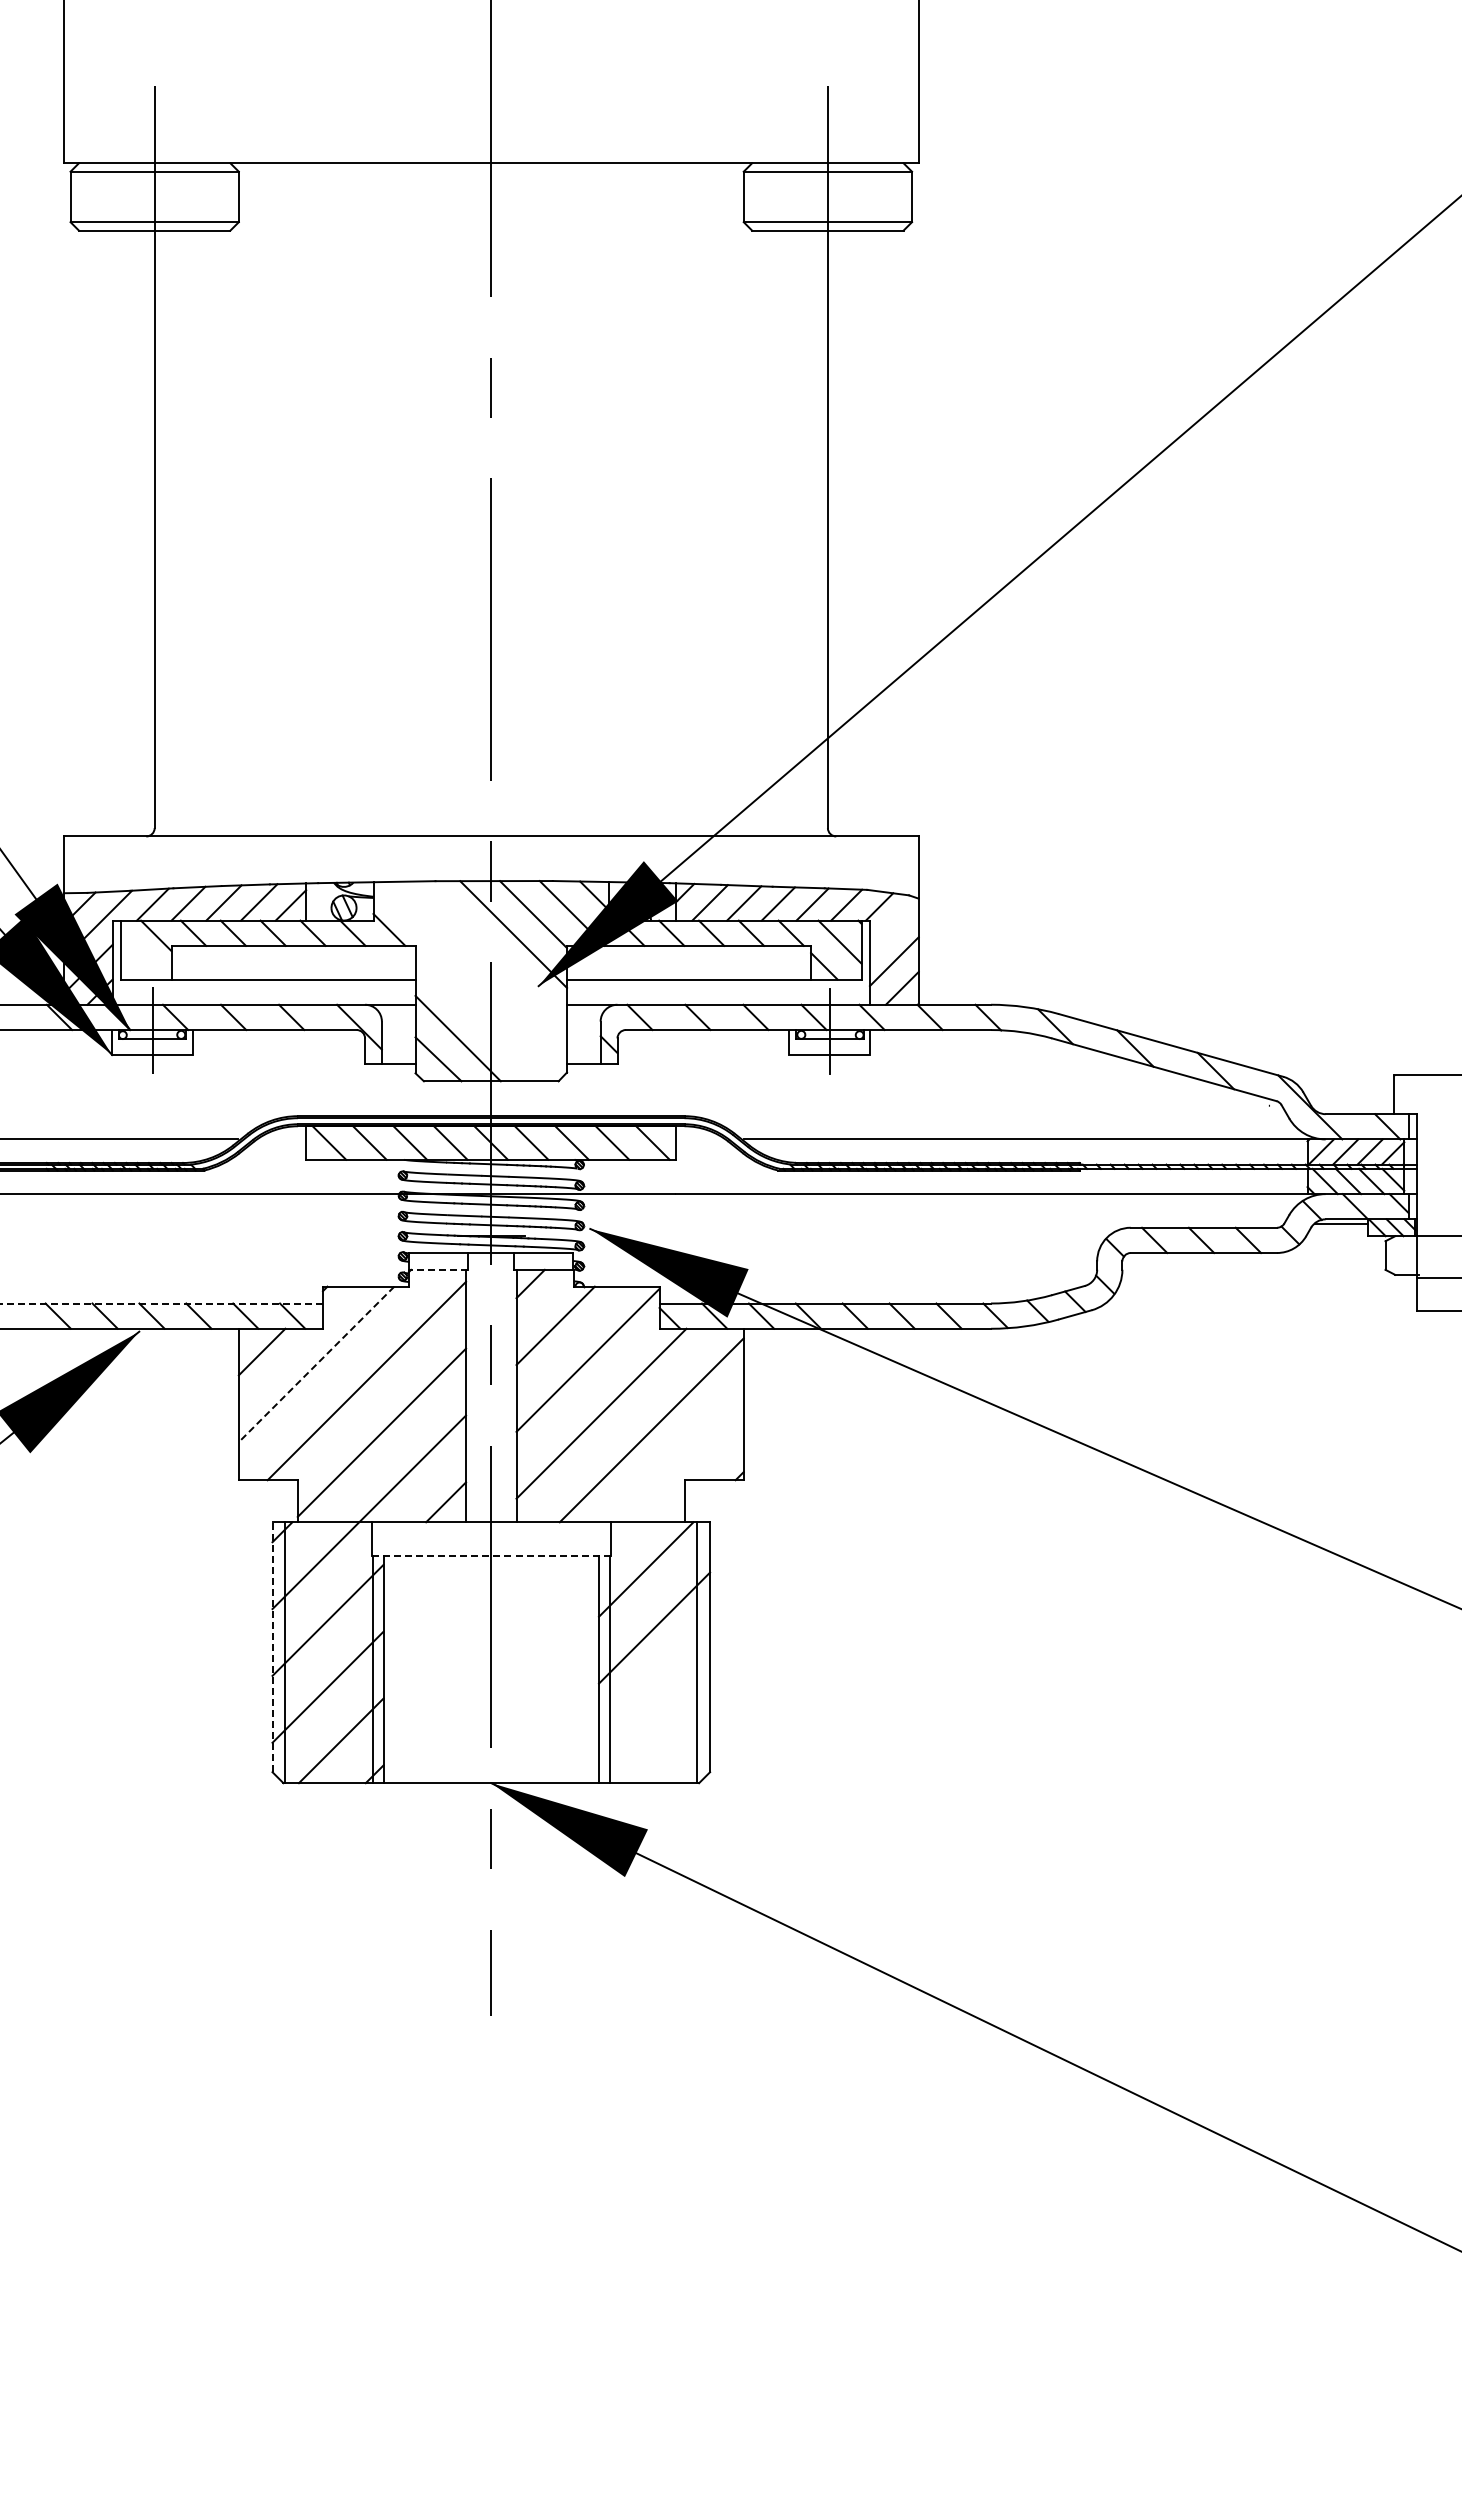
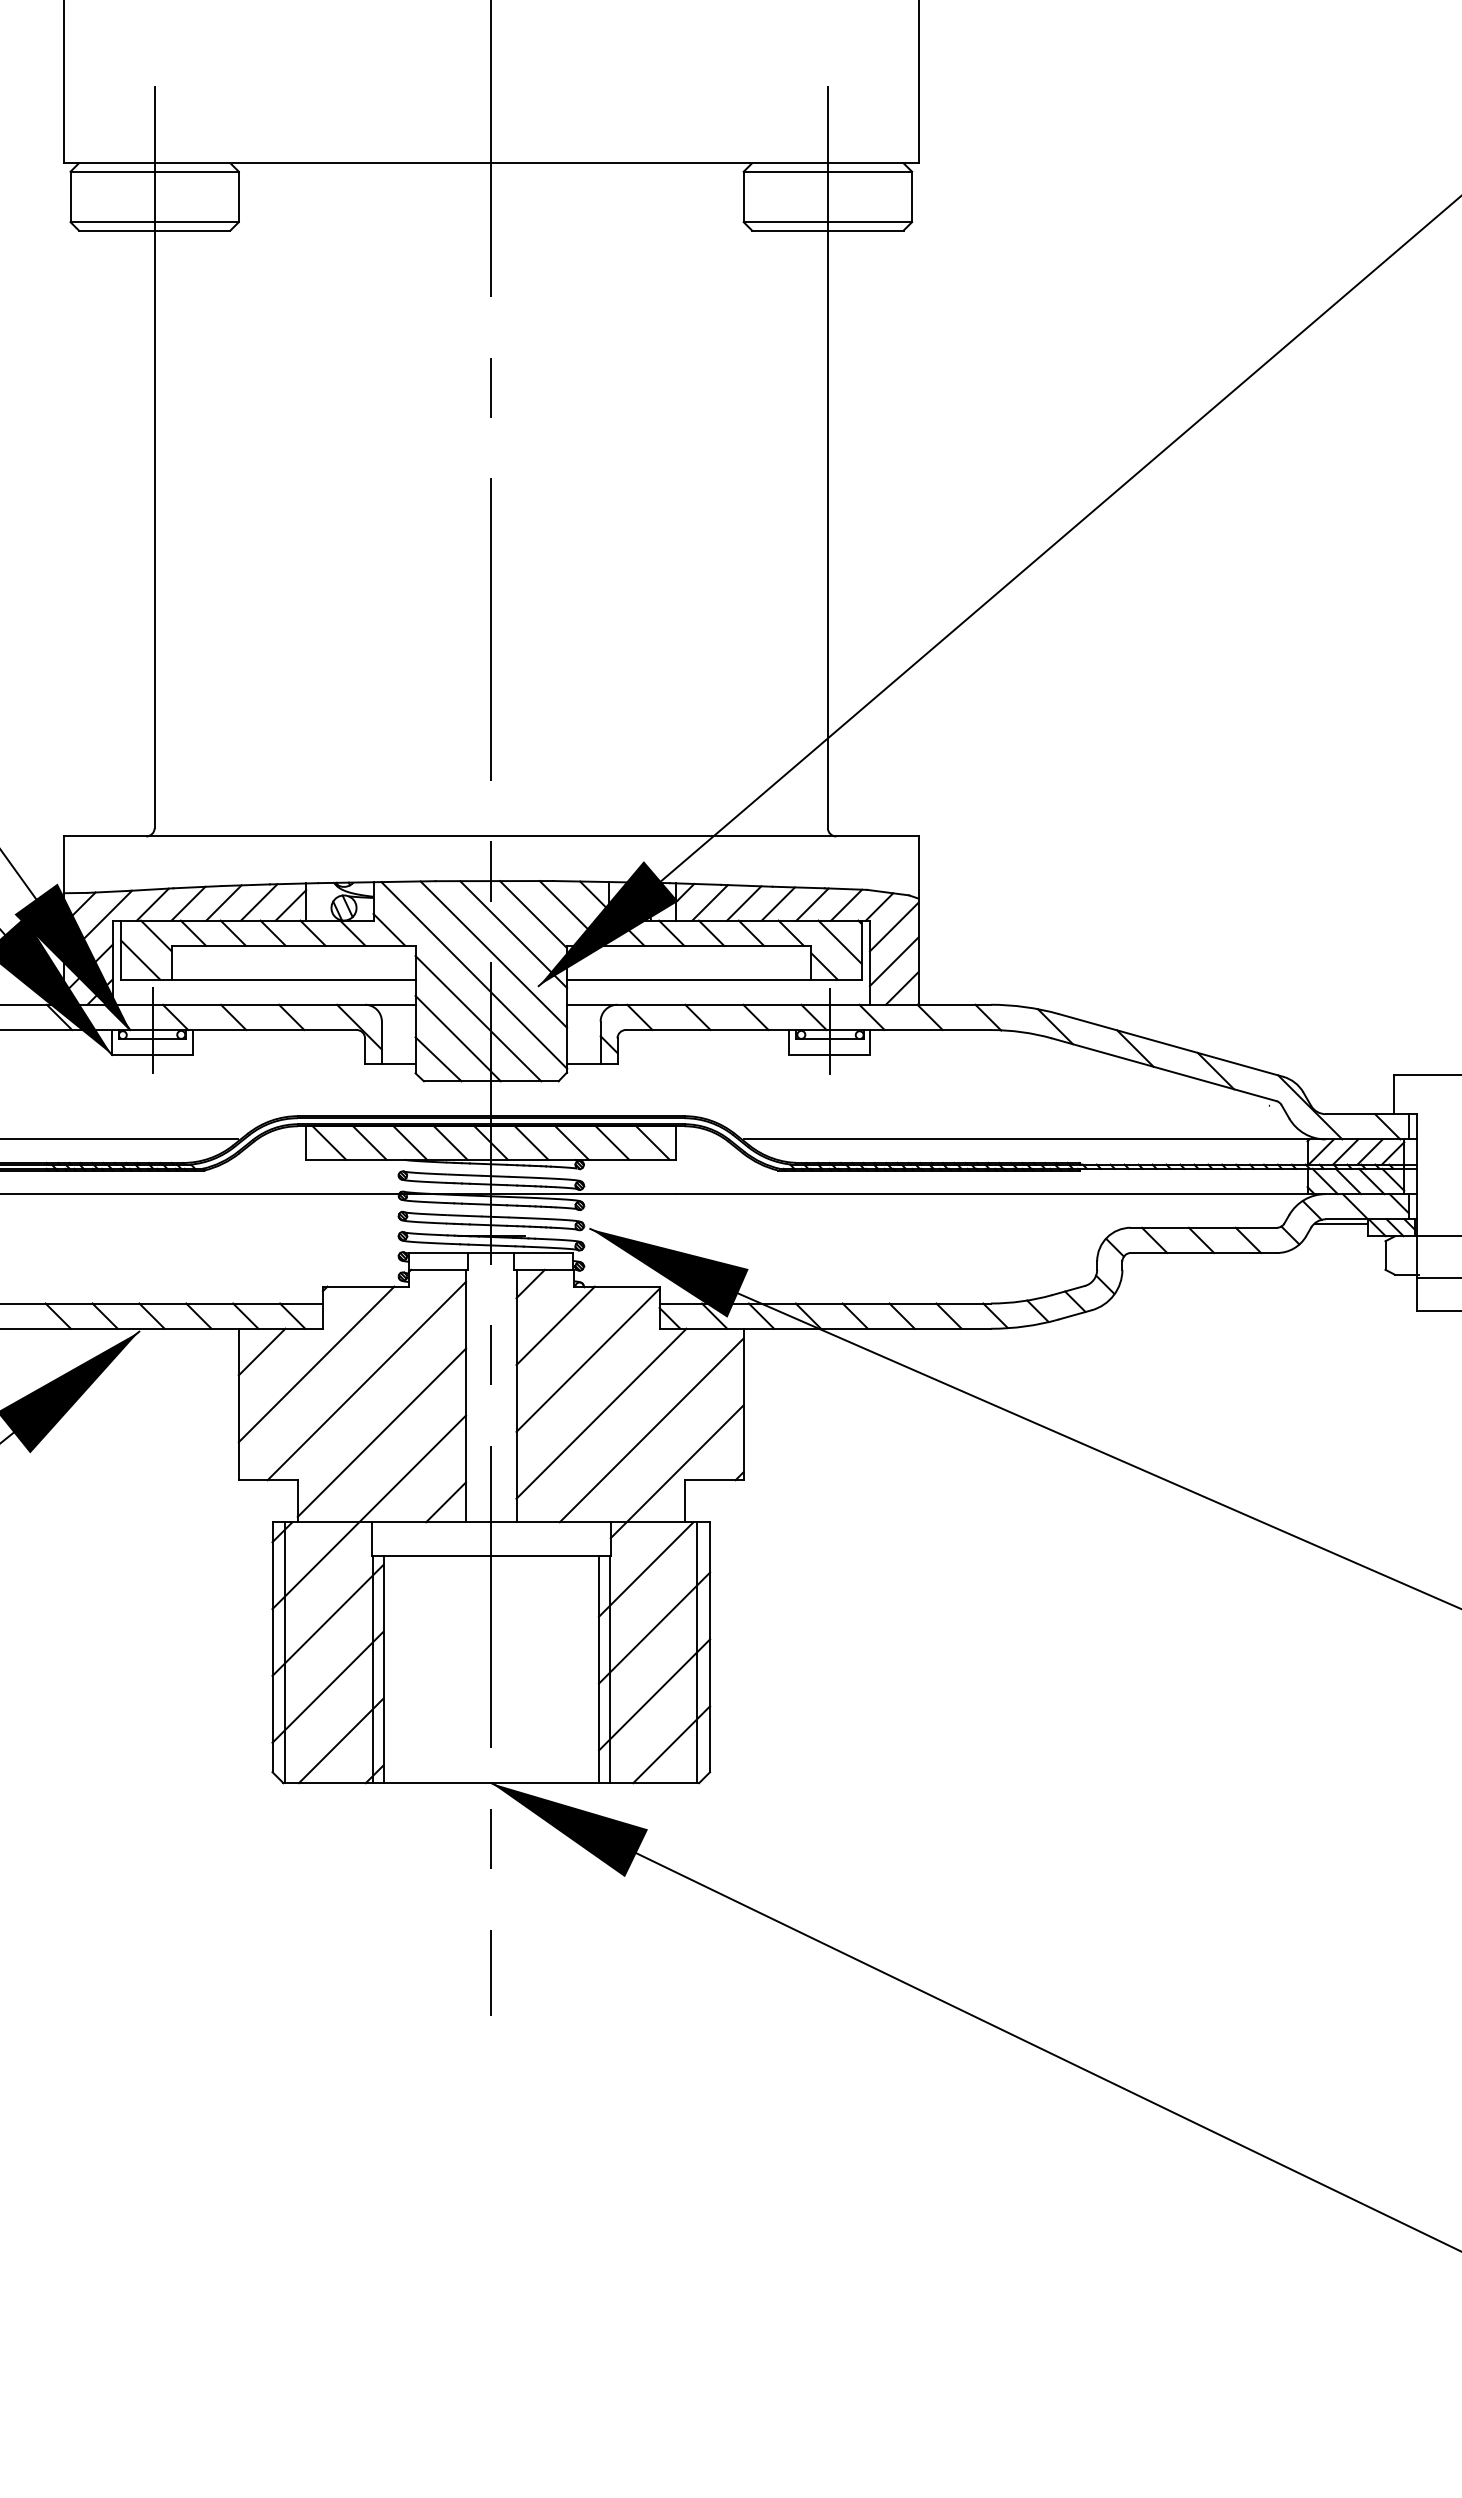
line: none -> present (893, 926)
line: none -> present (493, 954)
line: none -> present (140, 959)
line: none -> present (474, 975)
line: none -> present (478, 1018)
line: dashed -> solid (438, 1269)
line: dashed -> solid (161, 1303)
line: dashed -> solid (316, 1364)
line: none -> present (676, 1471)
line: dashed -> solid (490, 1555)
line: dashed -> solid (272, 1647)
line: none -> present (654, 1694)
line: none -> present (671, 1744)
